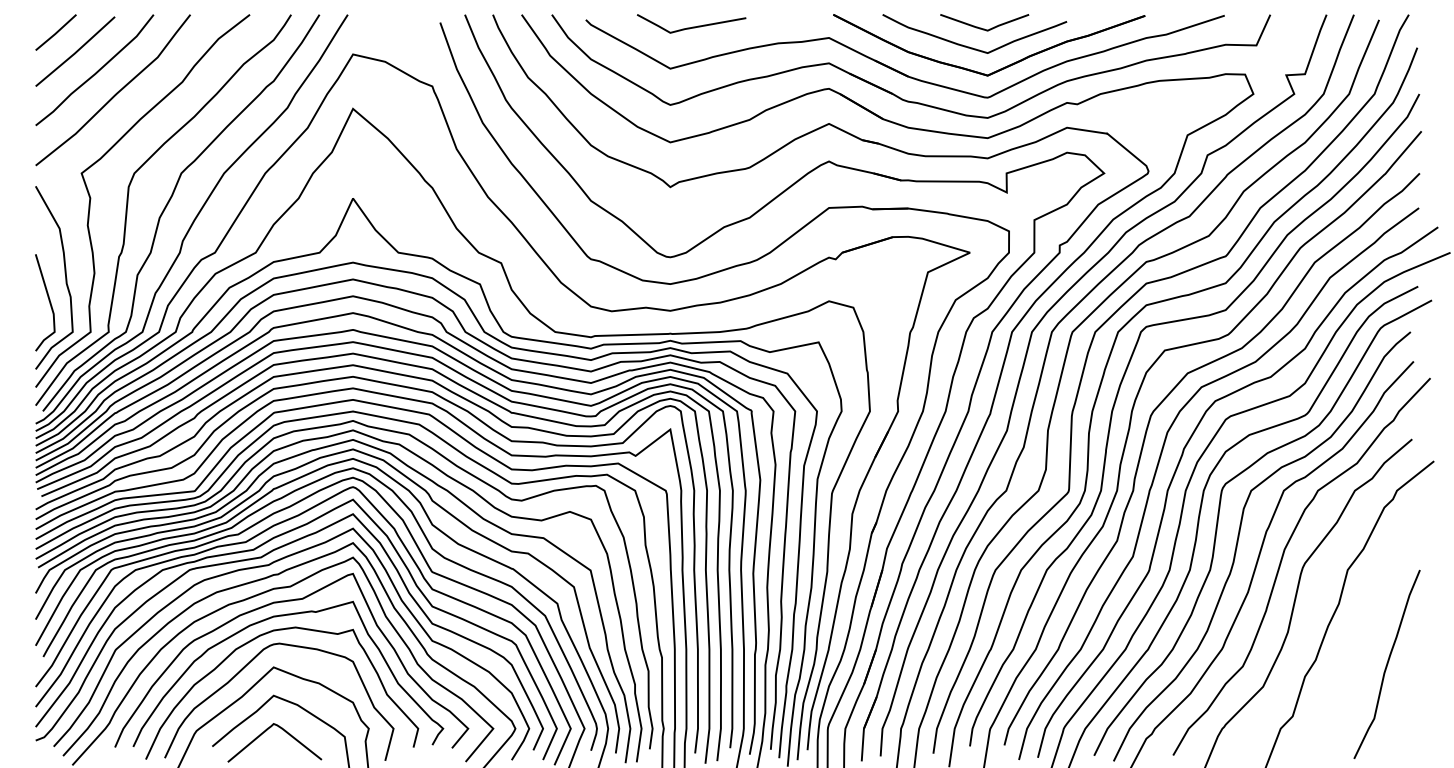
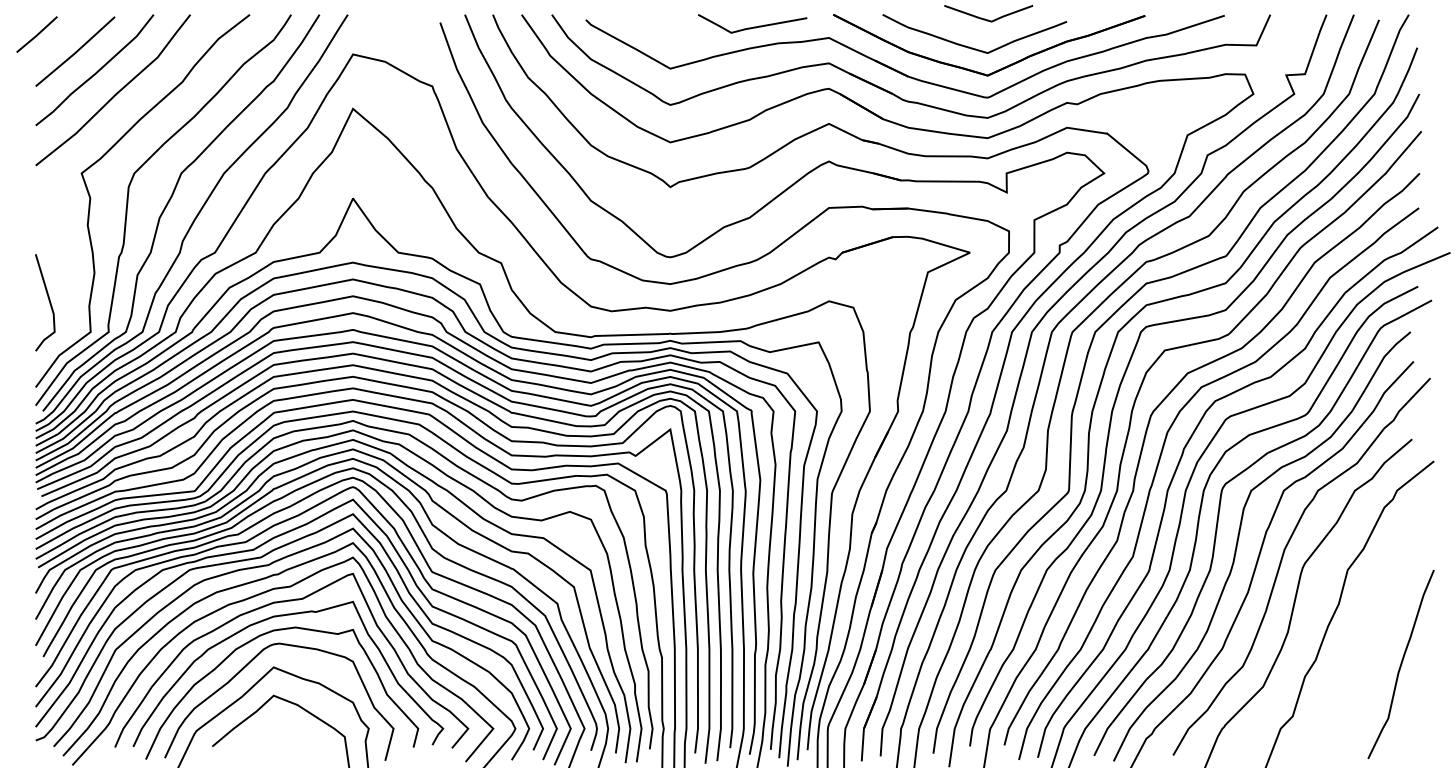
line position: (692, 26) -> (753, 26) (753, 26)
line position: (981, 27) -> (985, 18) (985, 18)
line position: (55, 32) -> (36, 34) (36, 34)
curve: present -> none (64, 273)
curve position: (1386, 663) -> (1400, 663) (1400, 663)
curve: present -> none (265, 732)
